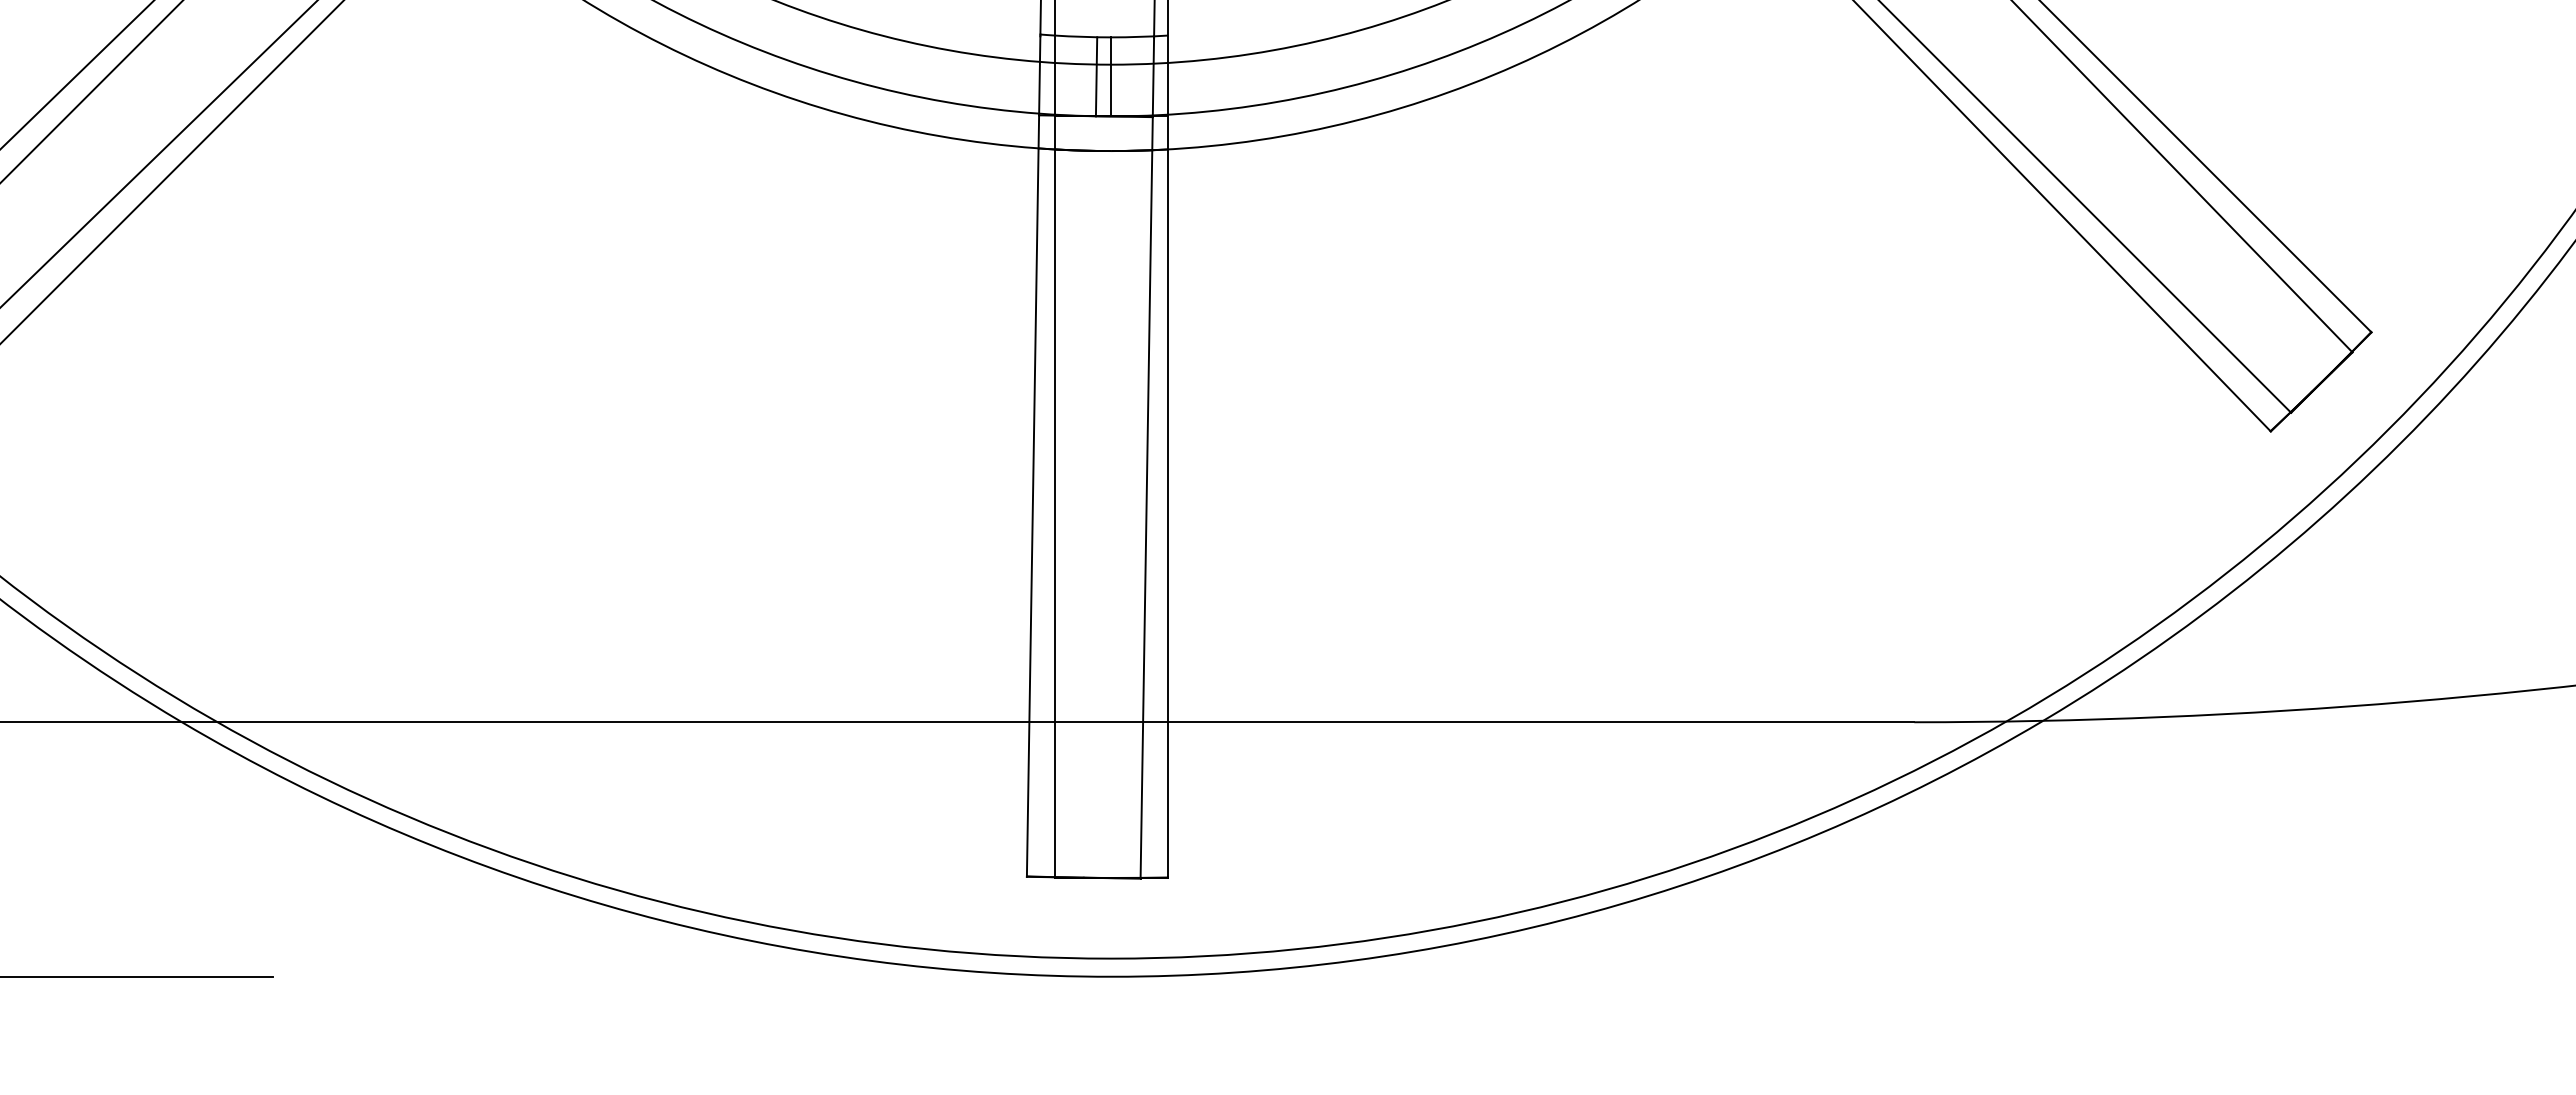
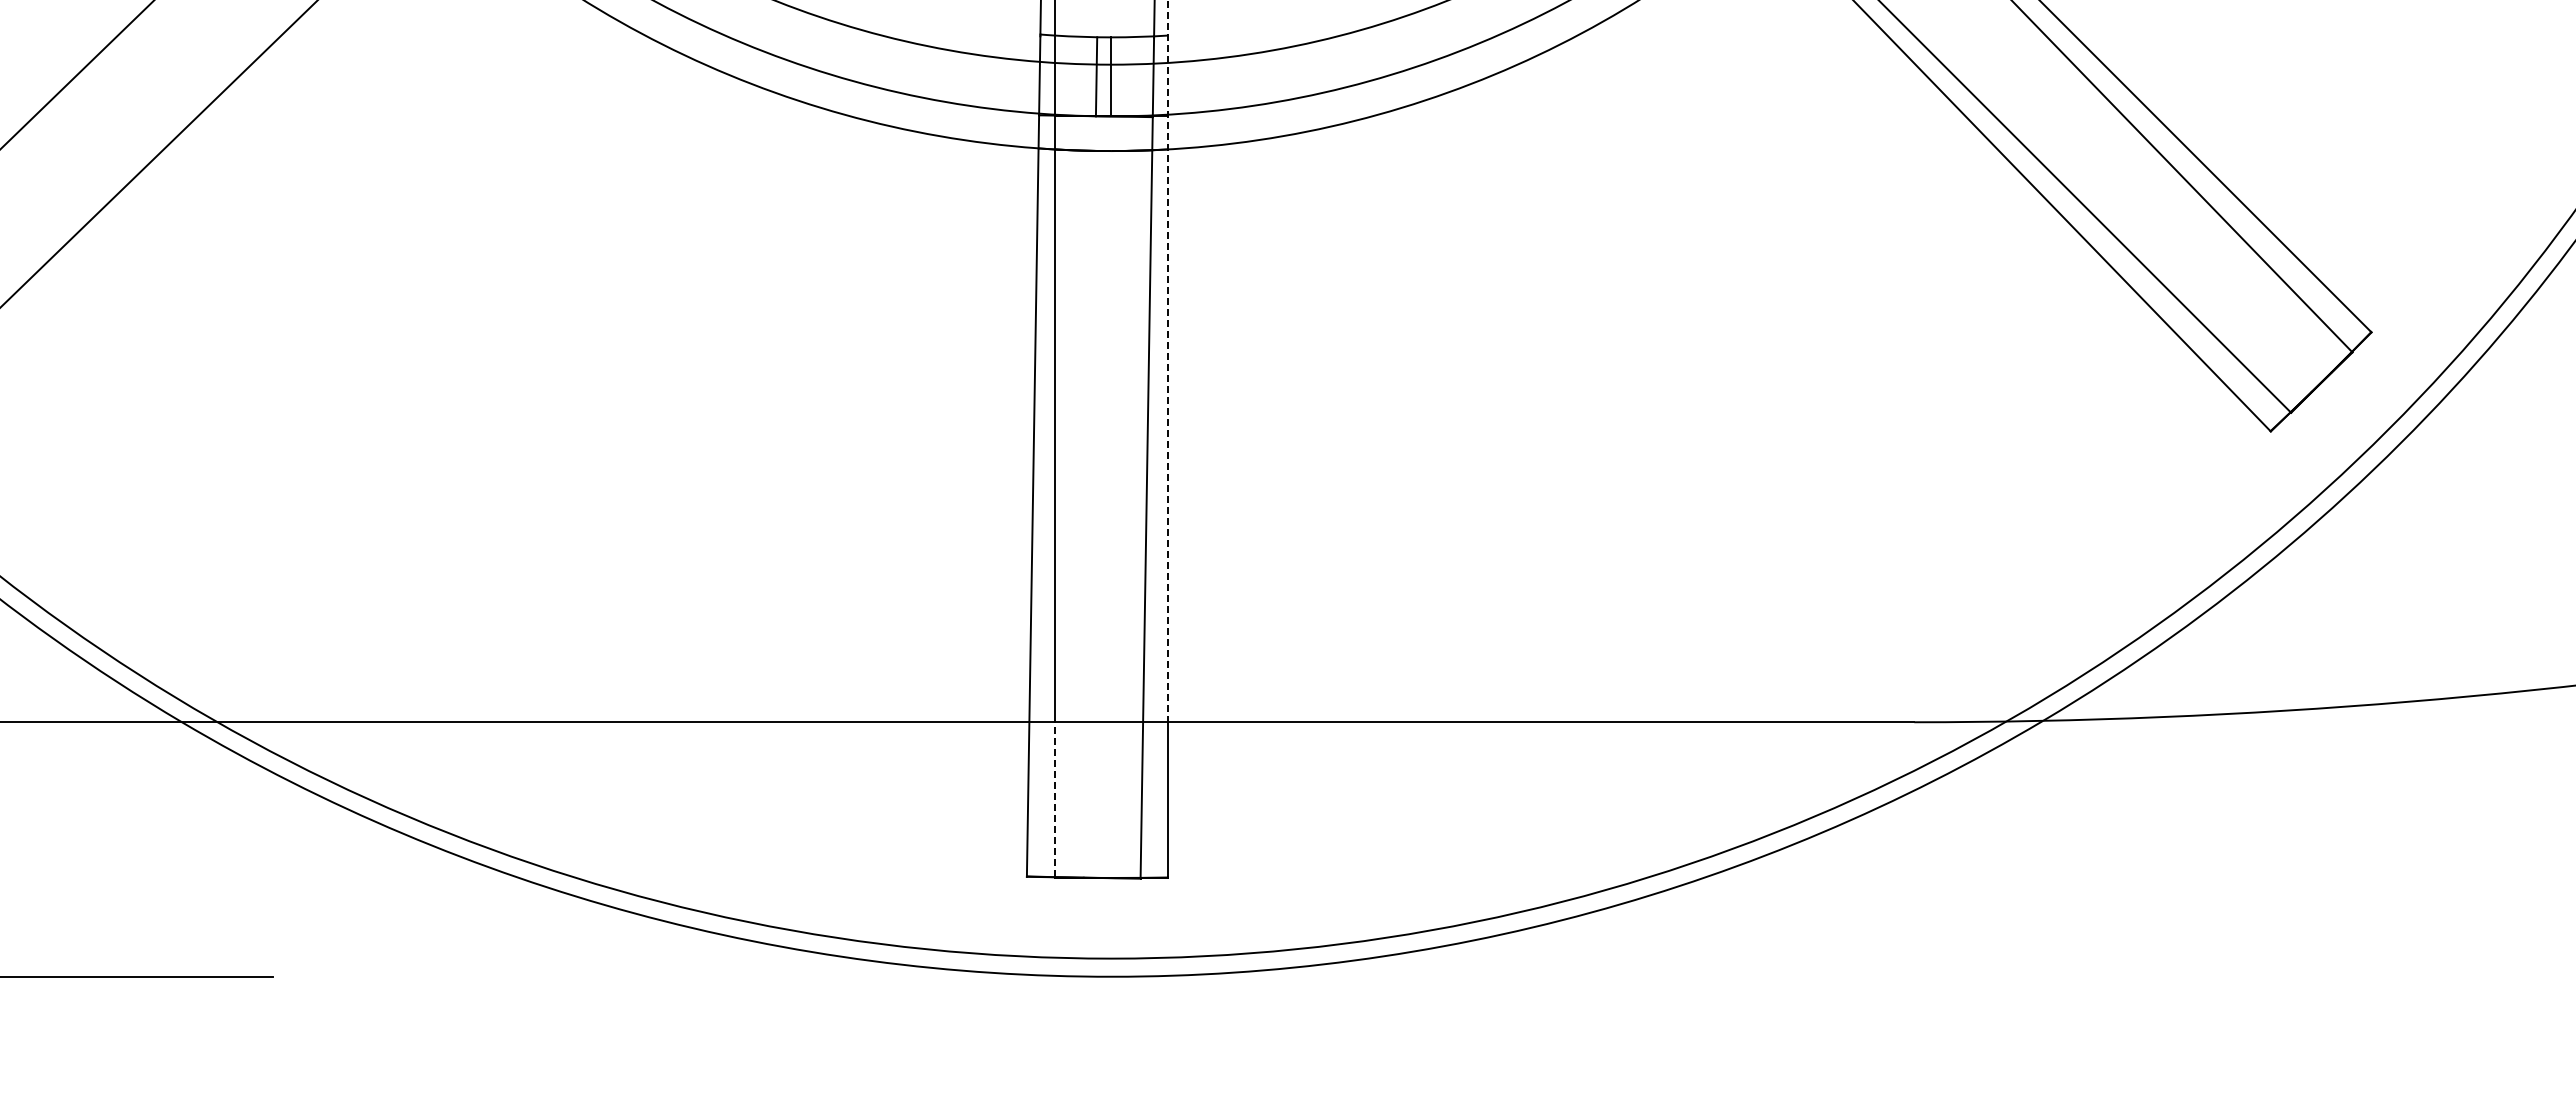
line: present -> none (91, 91)
line: present -> none (172, 172)
line: solid -> dashed (1168, 361)
line: solid -> dashed (1054, 799)
